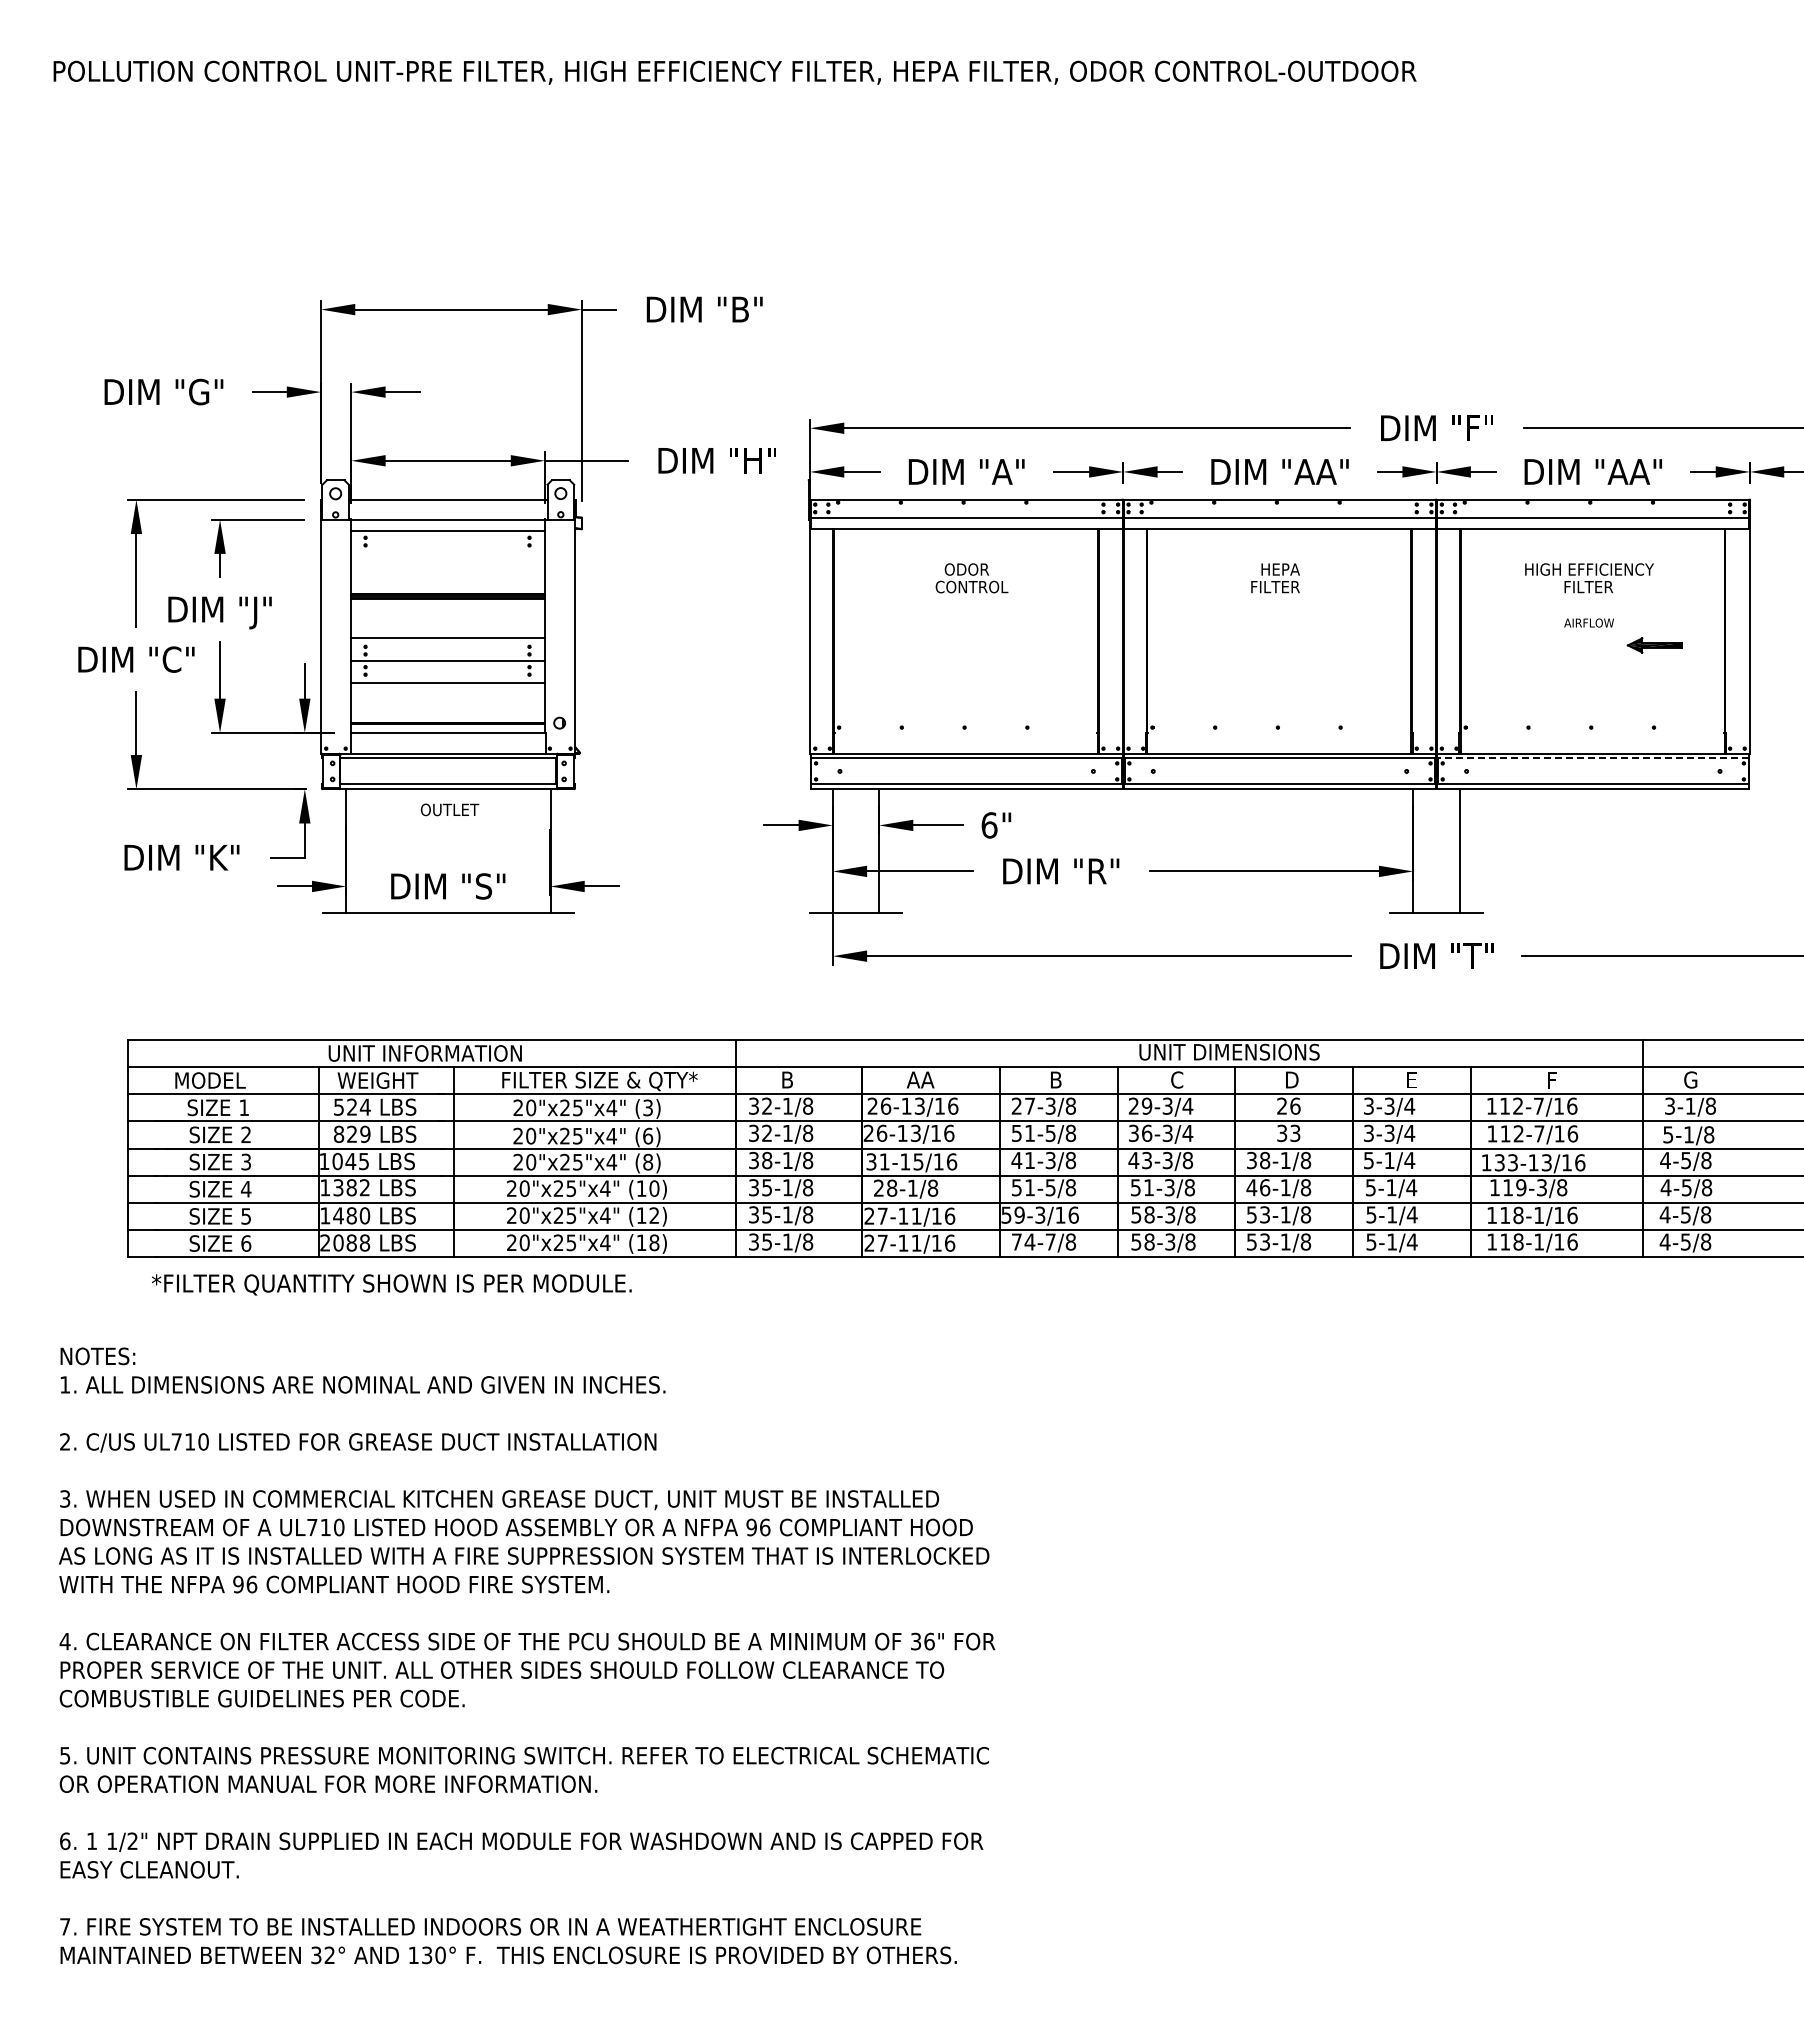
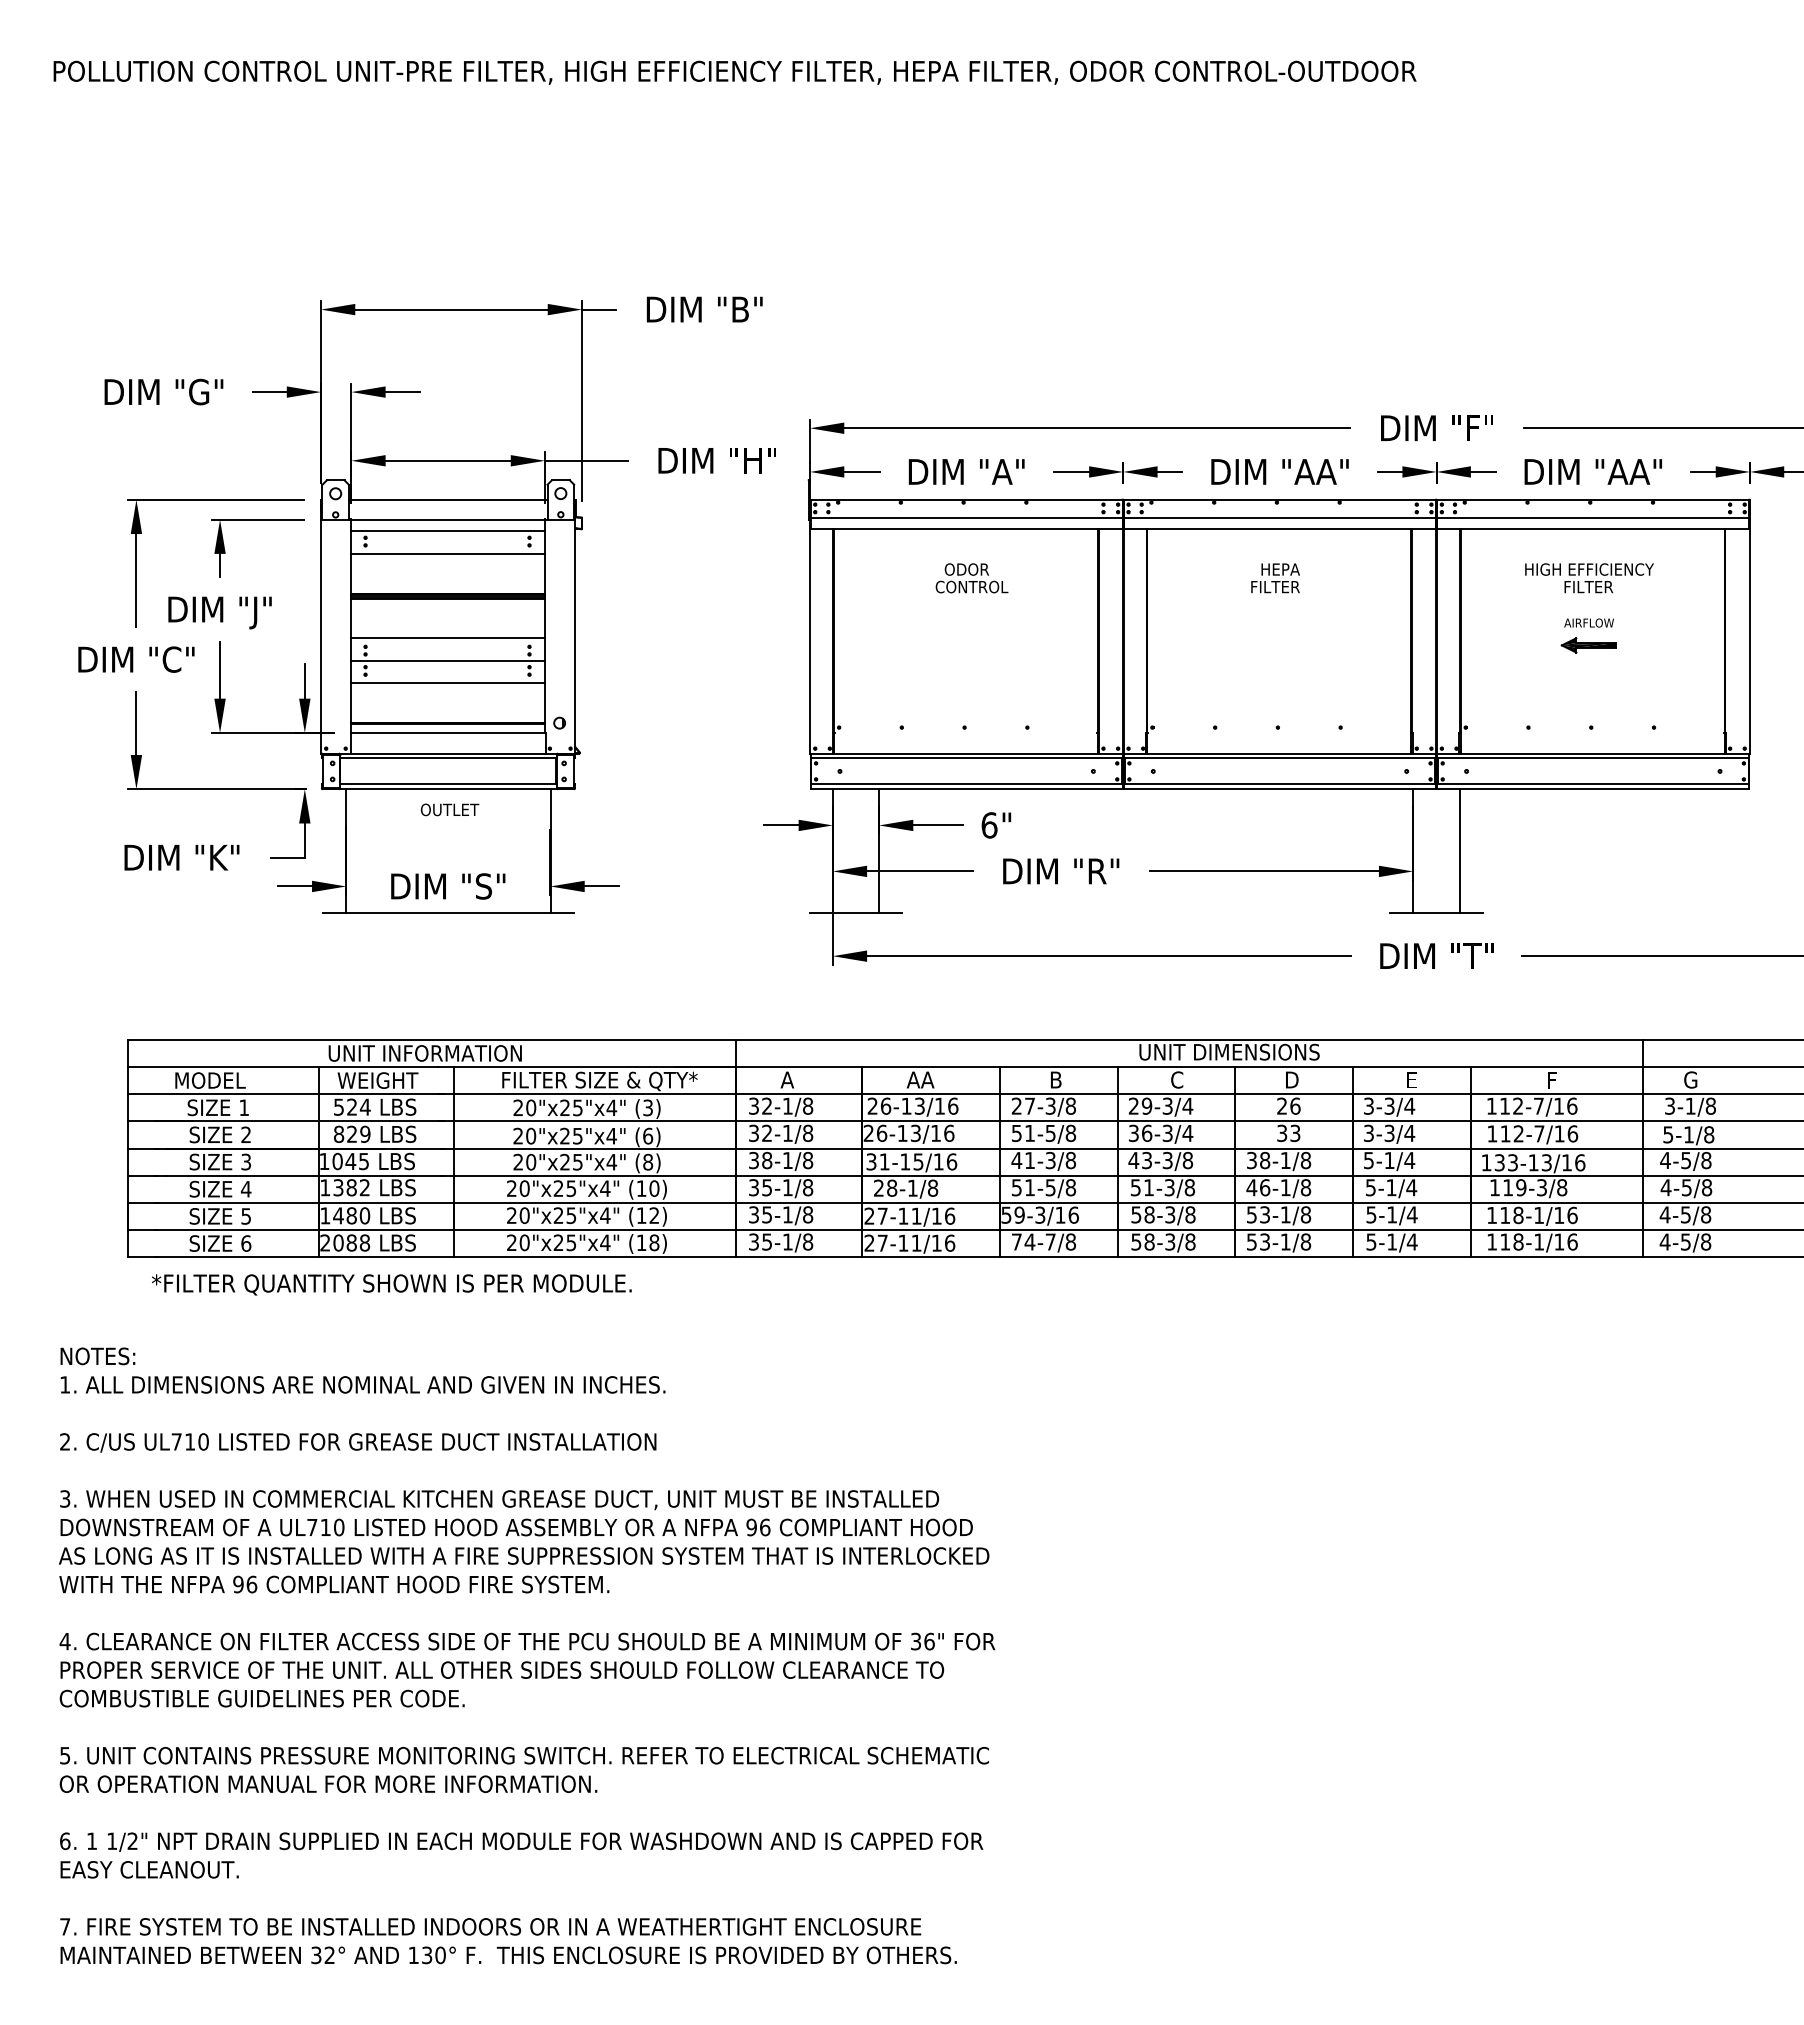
line: none -> present (448, 553)
part position: (1654, 645) -> (1588, 645) (1588, 645)
line: dashed -> solid (1593, 758)
text: B -> A (787, 1079)
